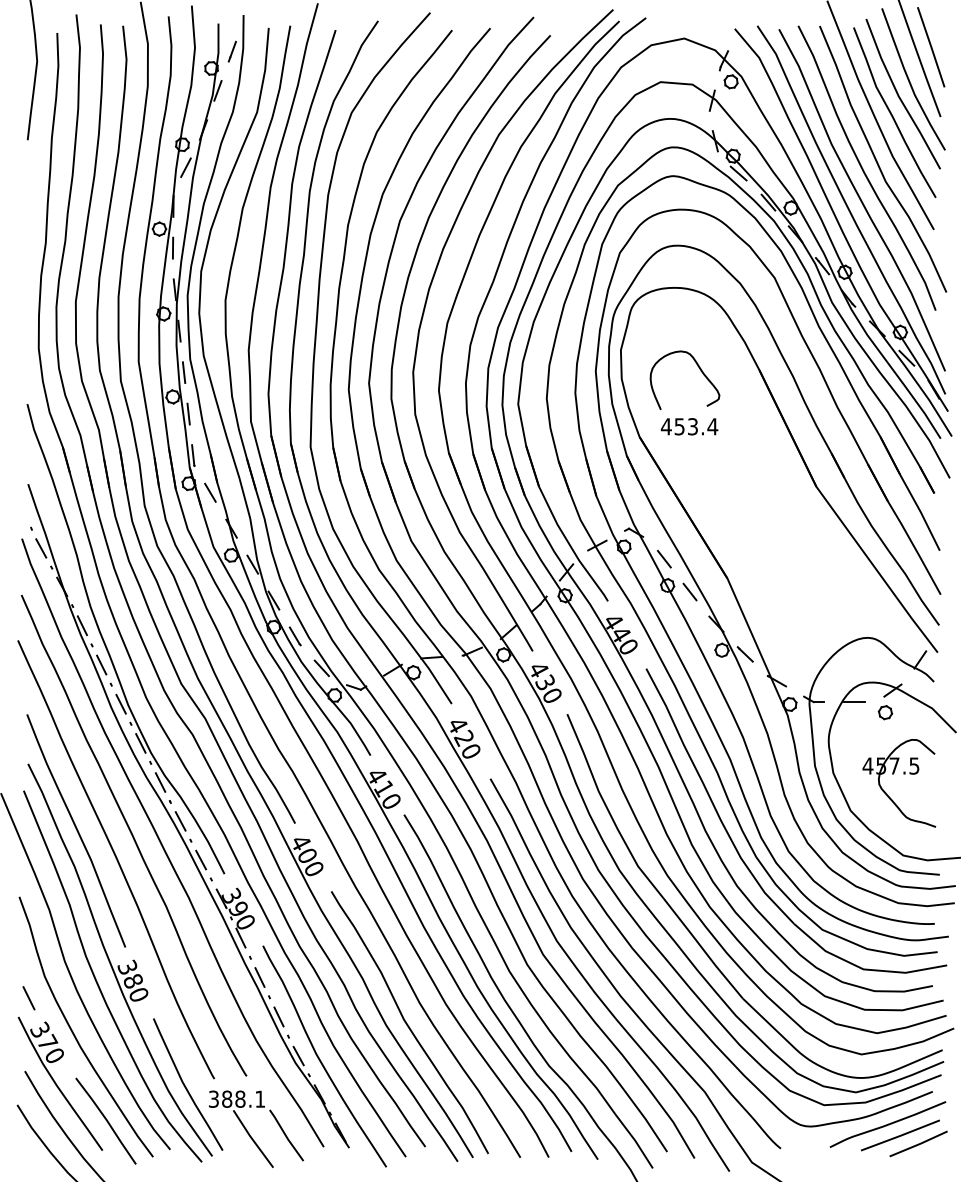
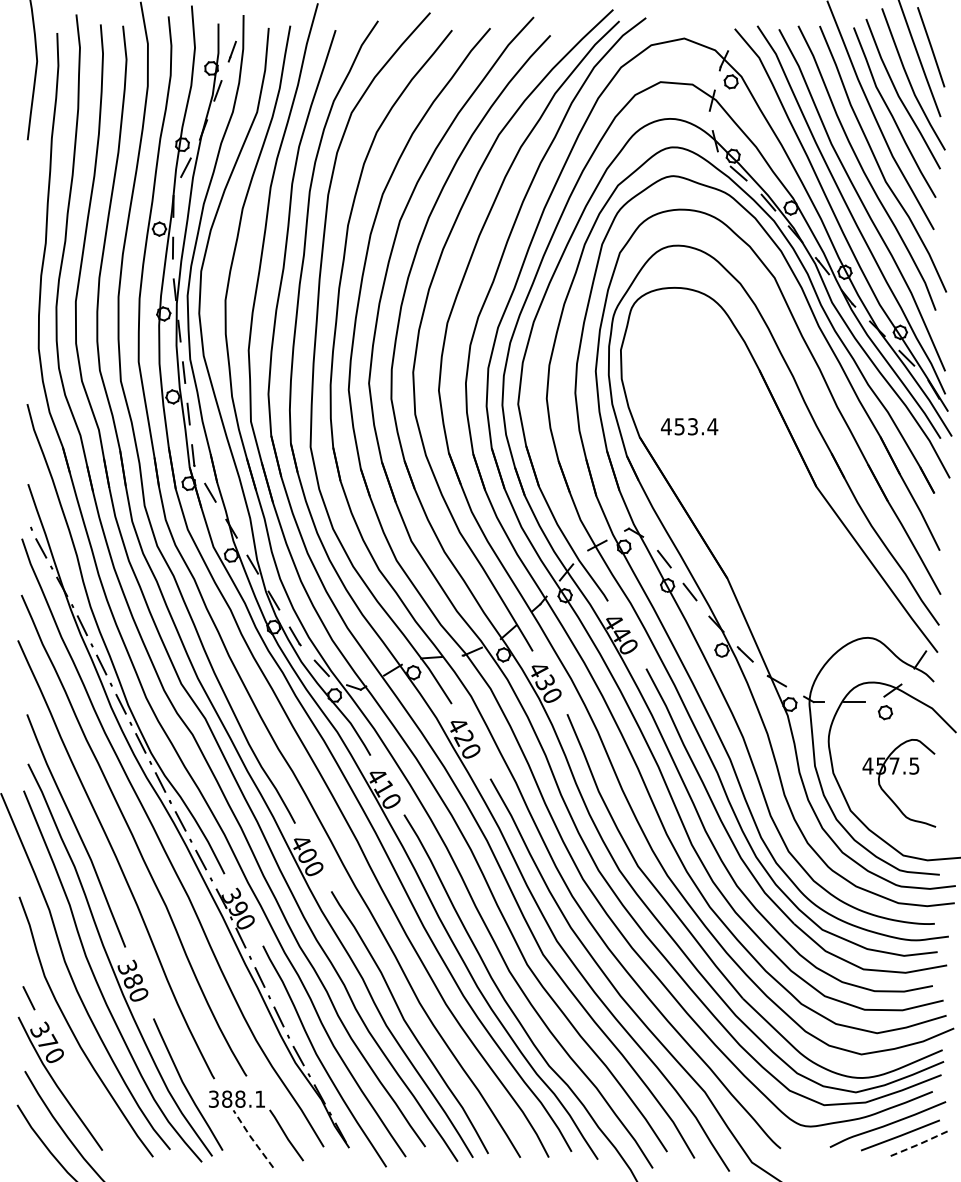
curve: present -> none (699, 369)
line: present -> none (105, 1120)
line: solid -> dashed (252, 1139)
line: solid -> dashed (918, 1144)
